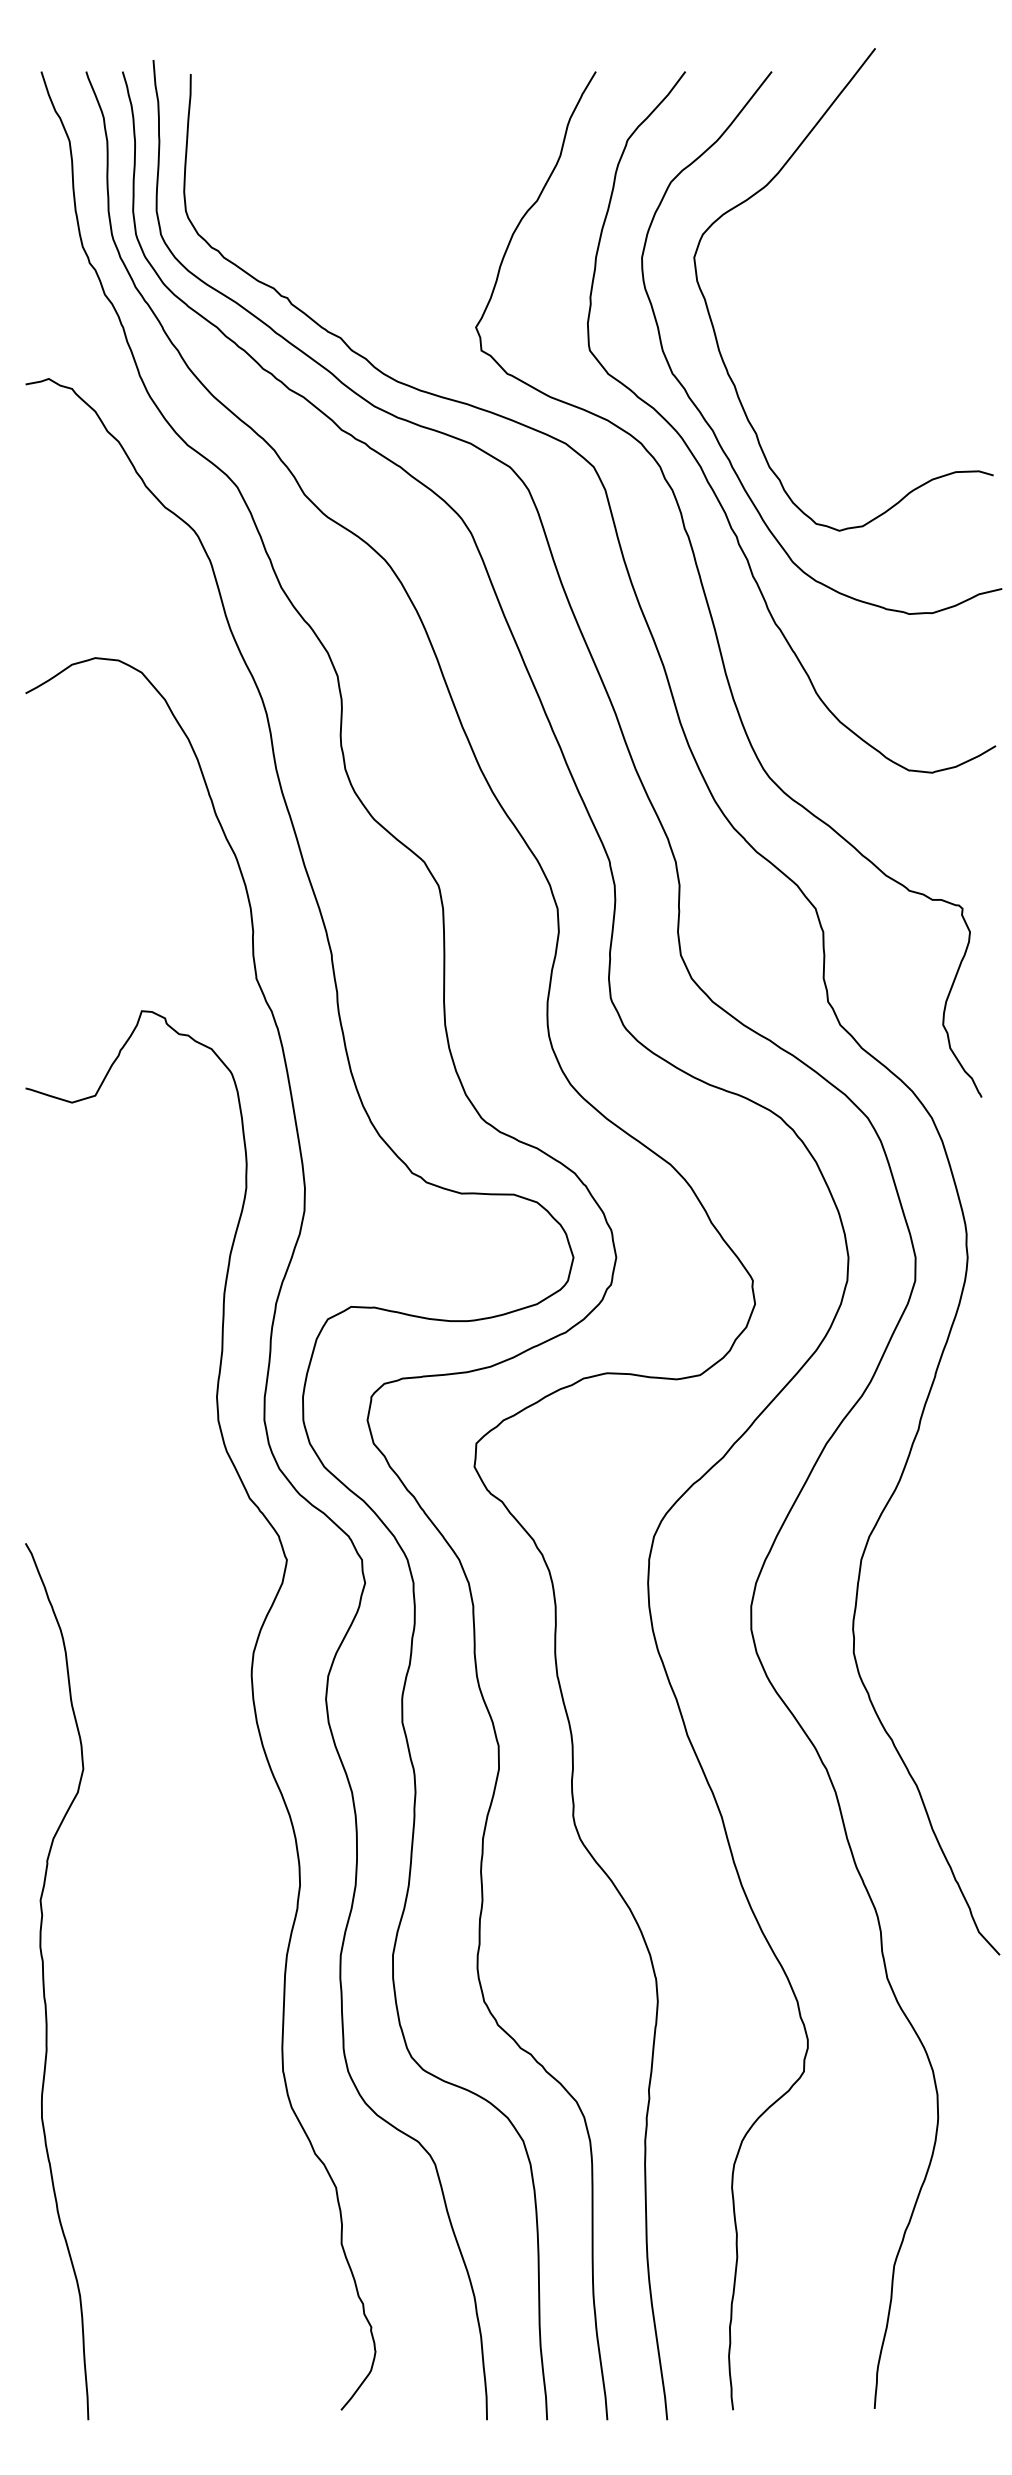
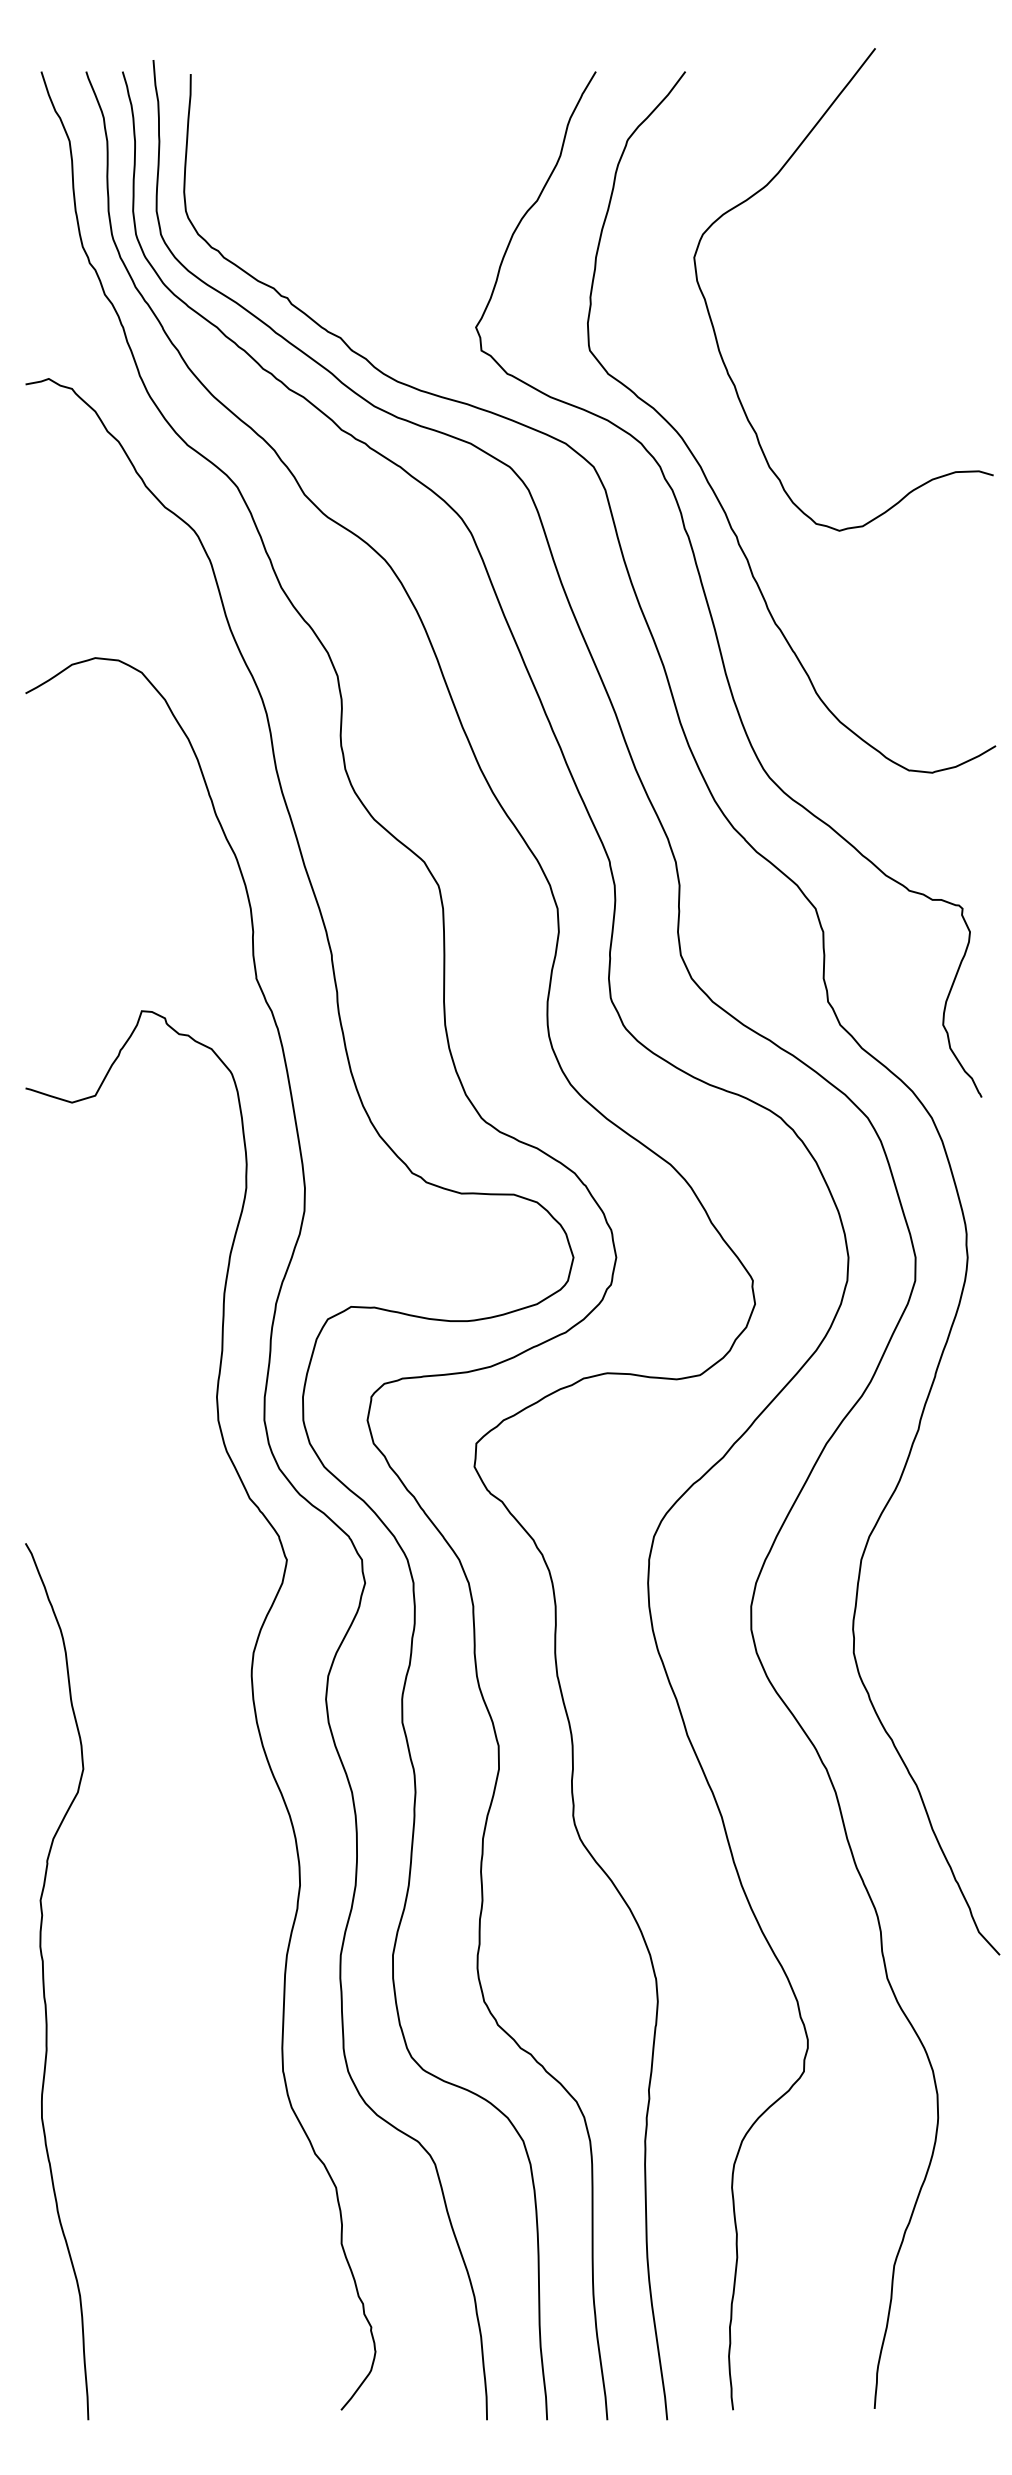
curve: present -> none (710, 425)
